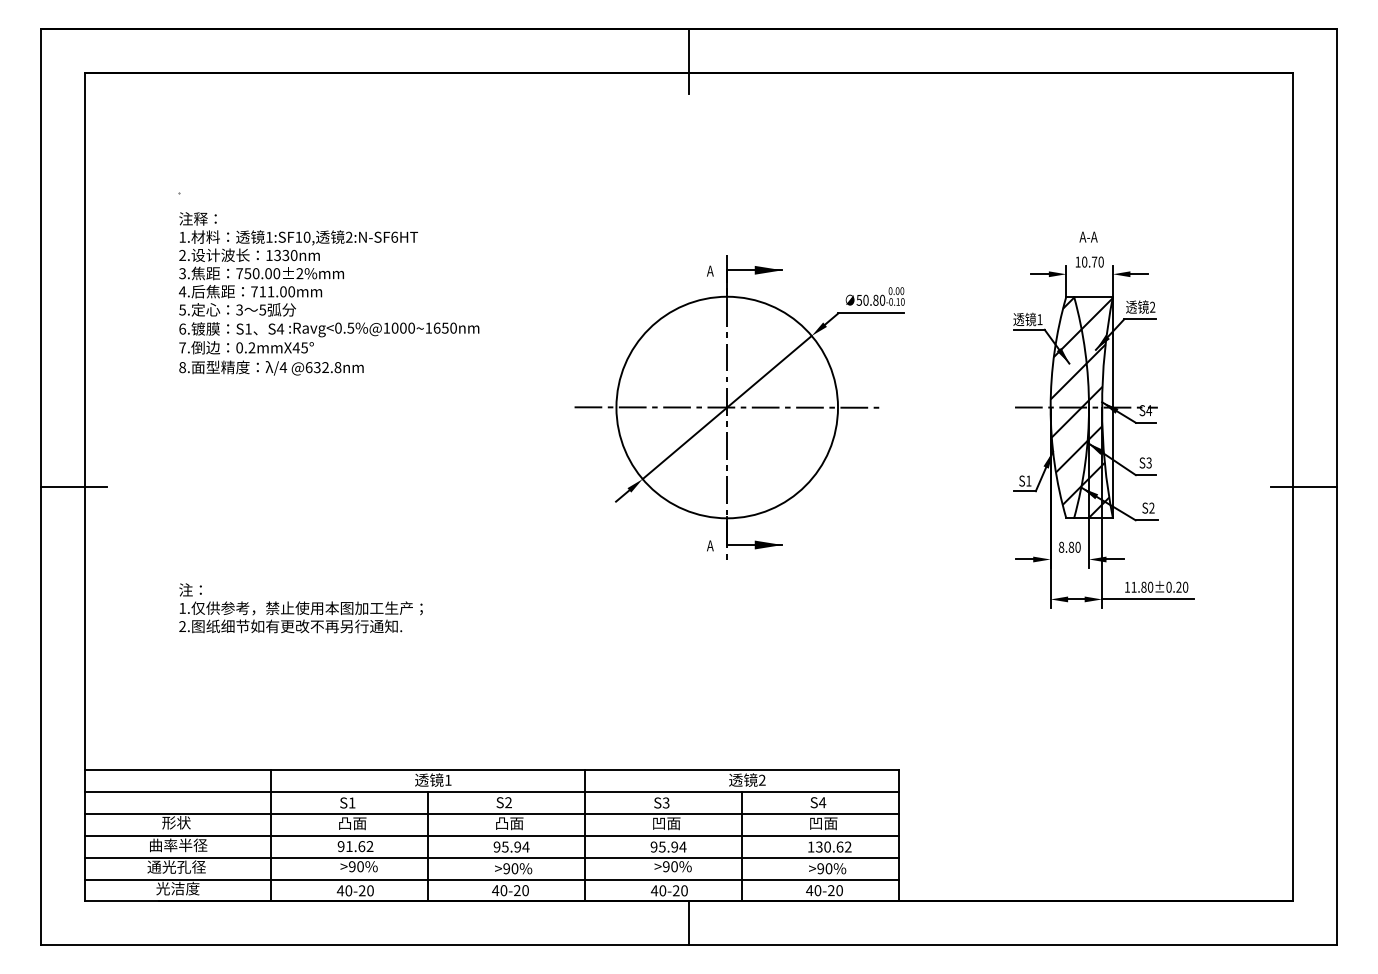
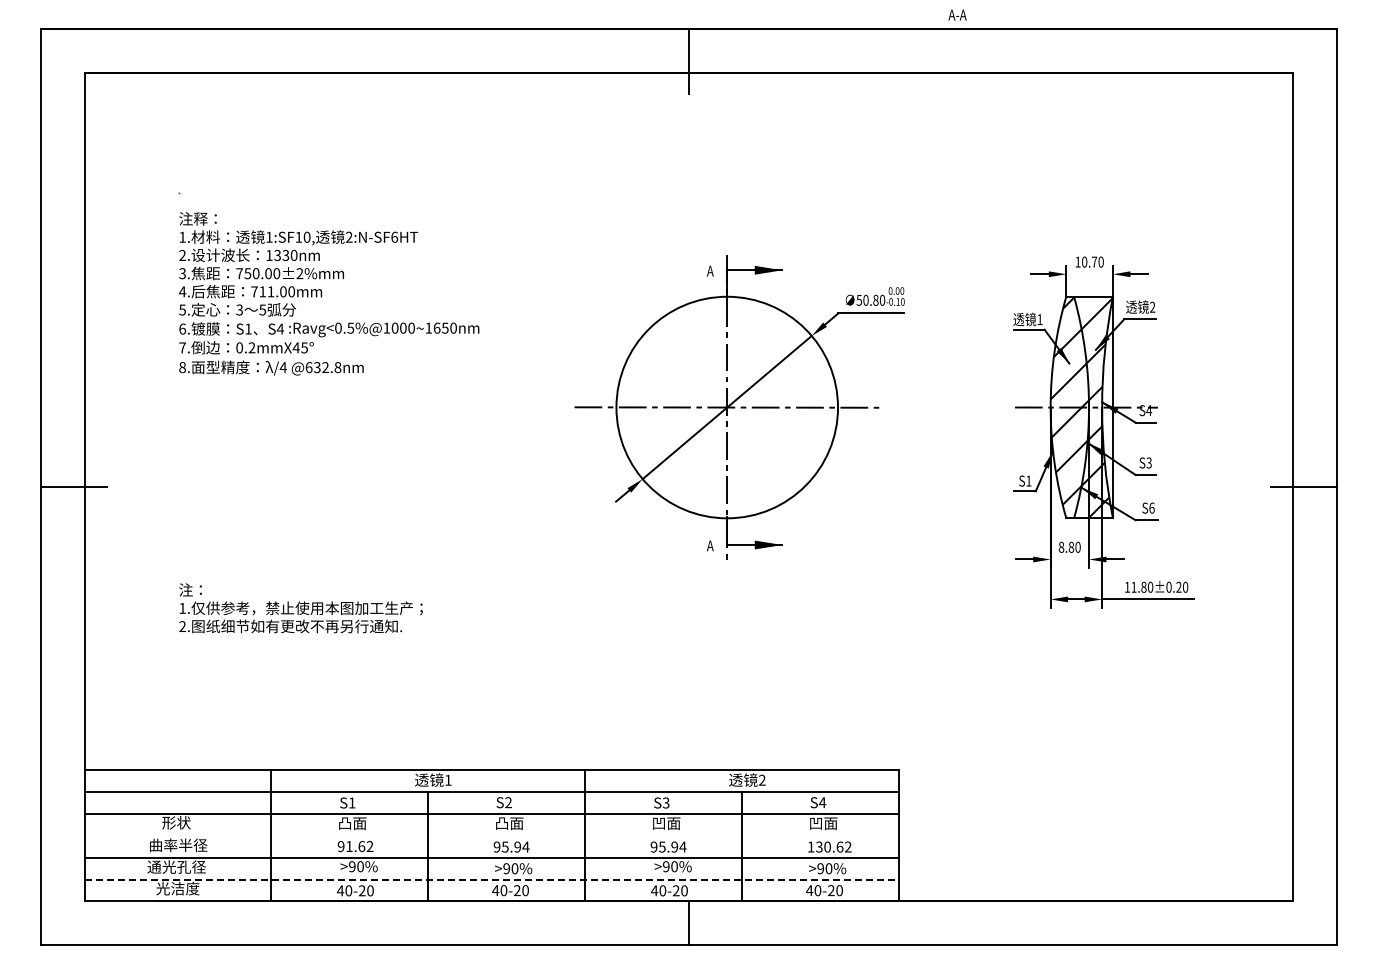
text position: (1088, 236) -> (957, 14) (957, 14)
text: S2 -> S6 (1151, 507)
line: present -> none (491, 835)
line: solid -> dashed (492, 879)
